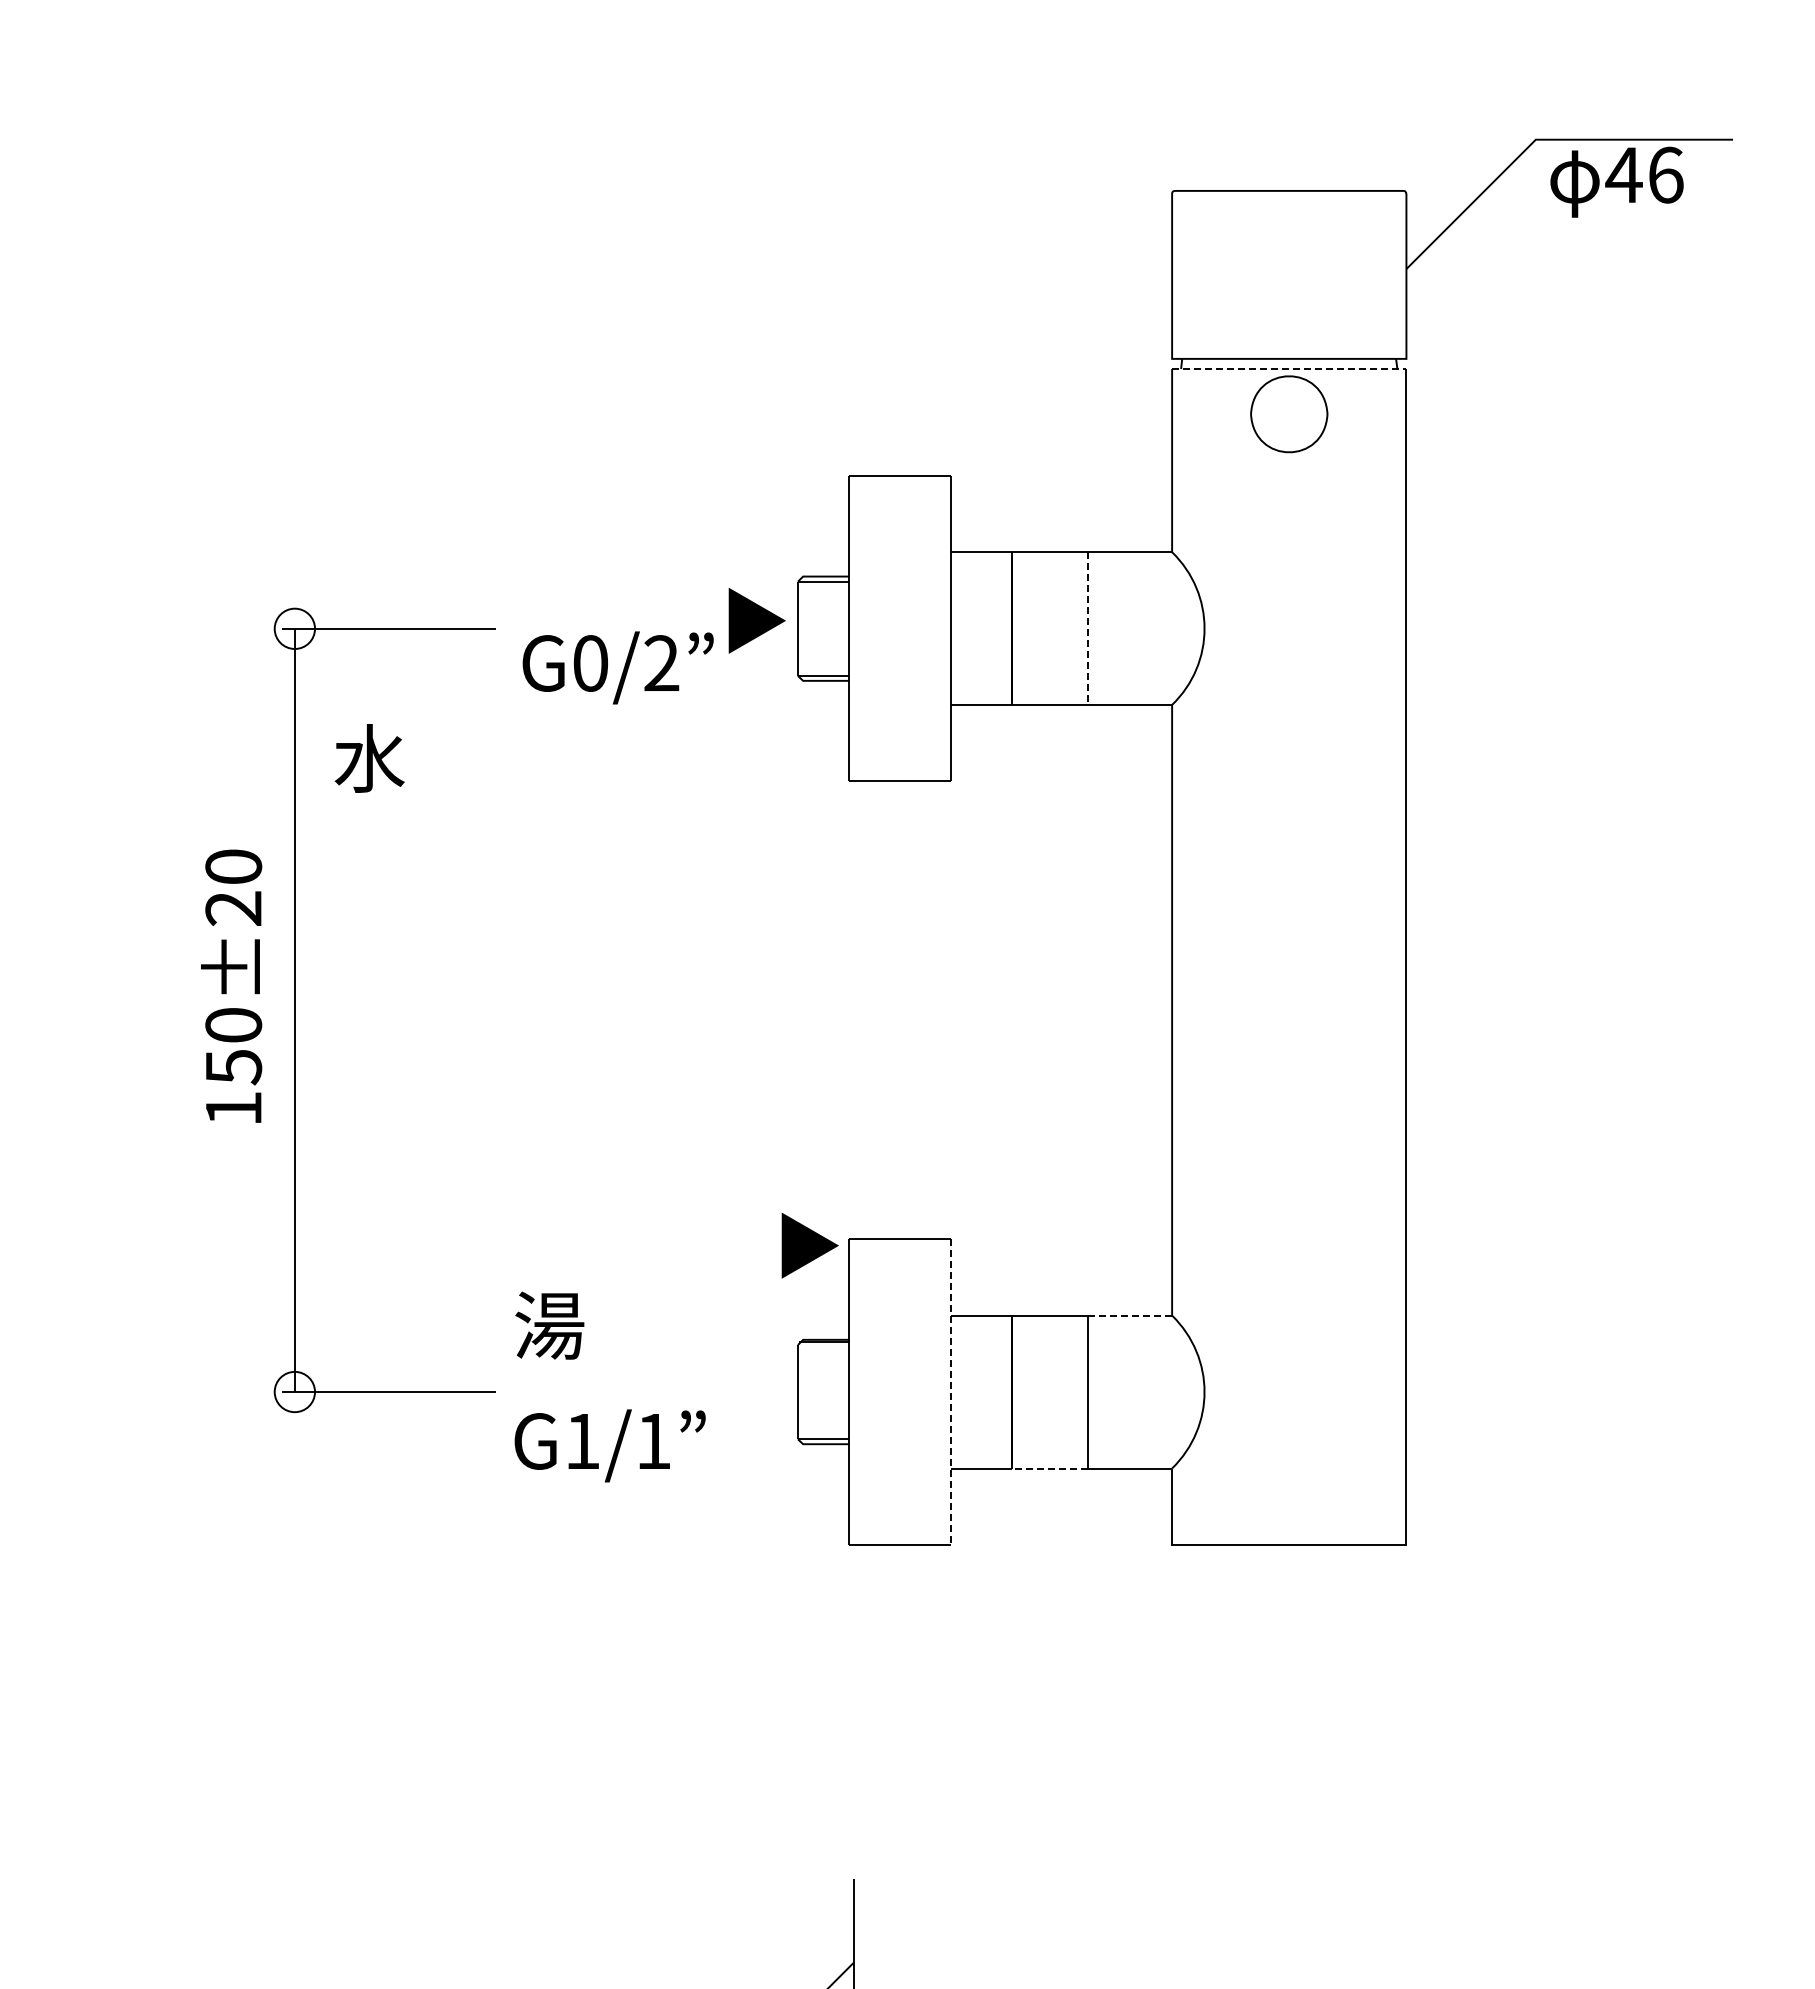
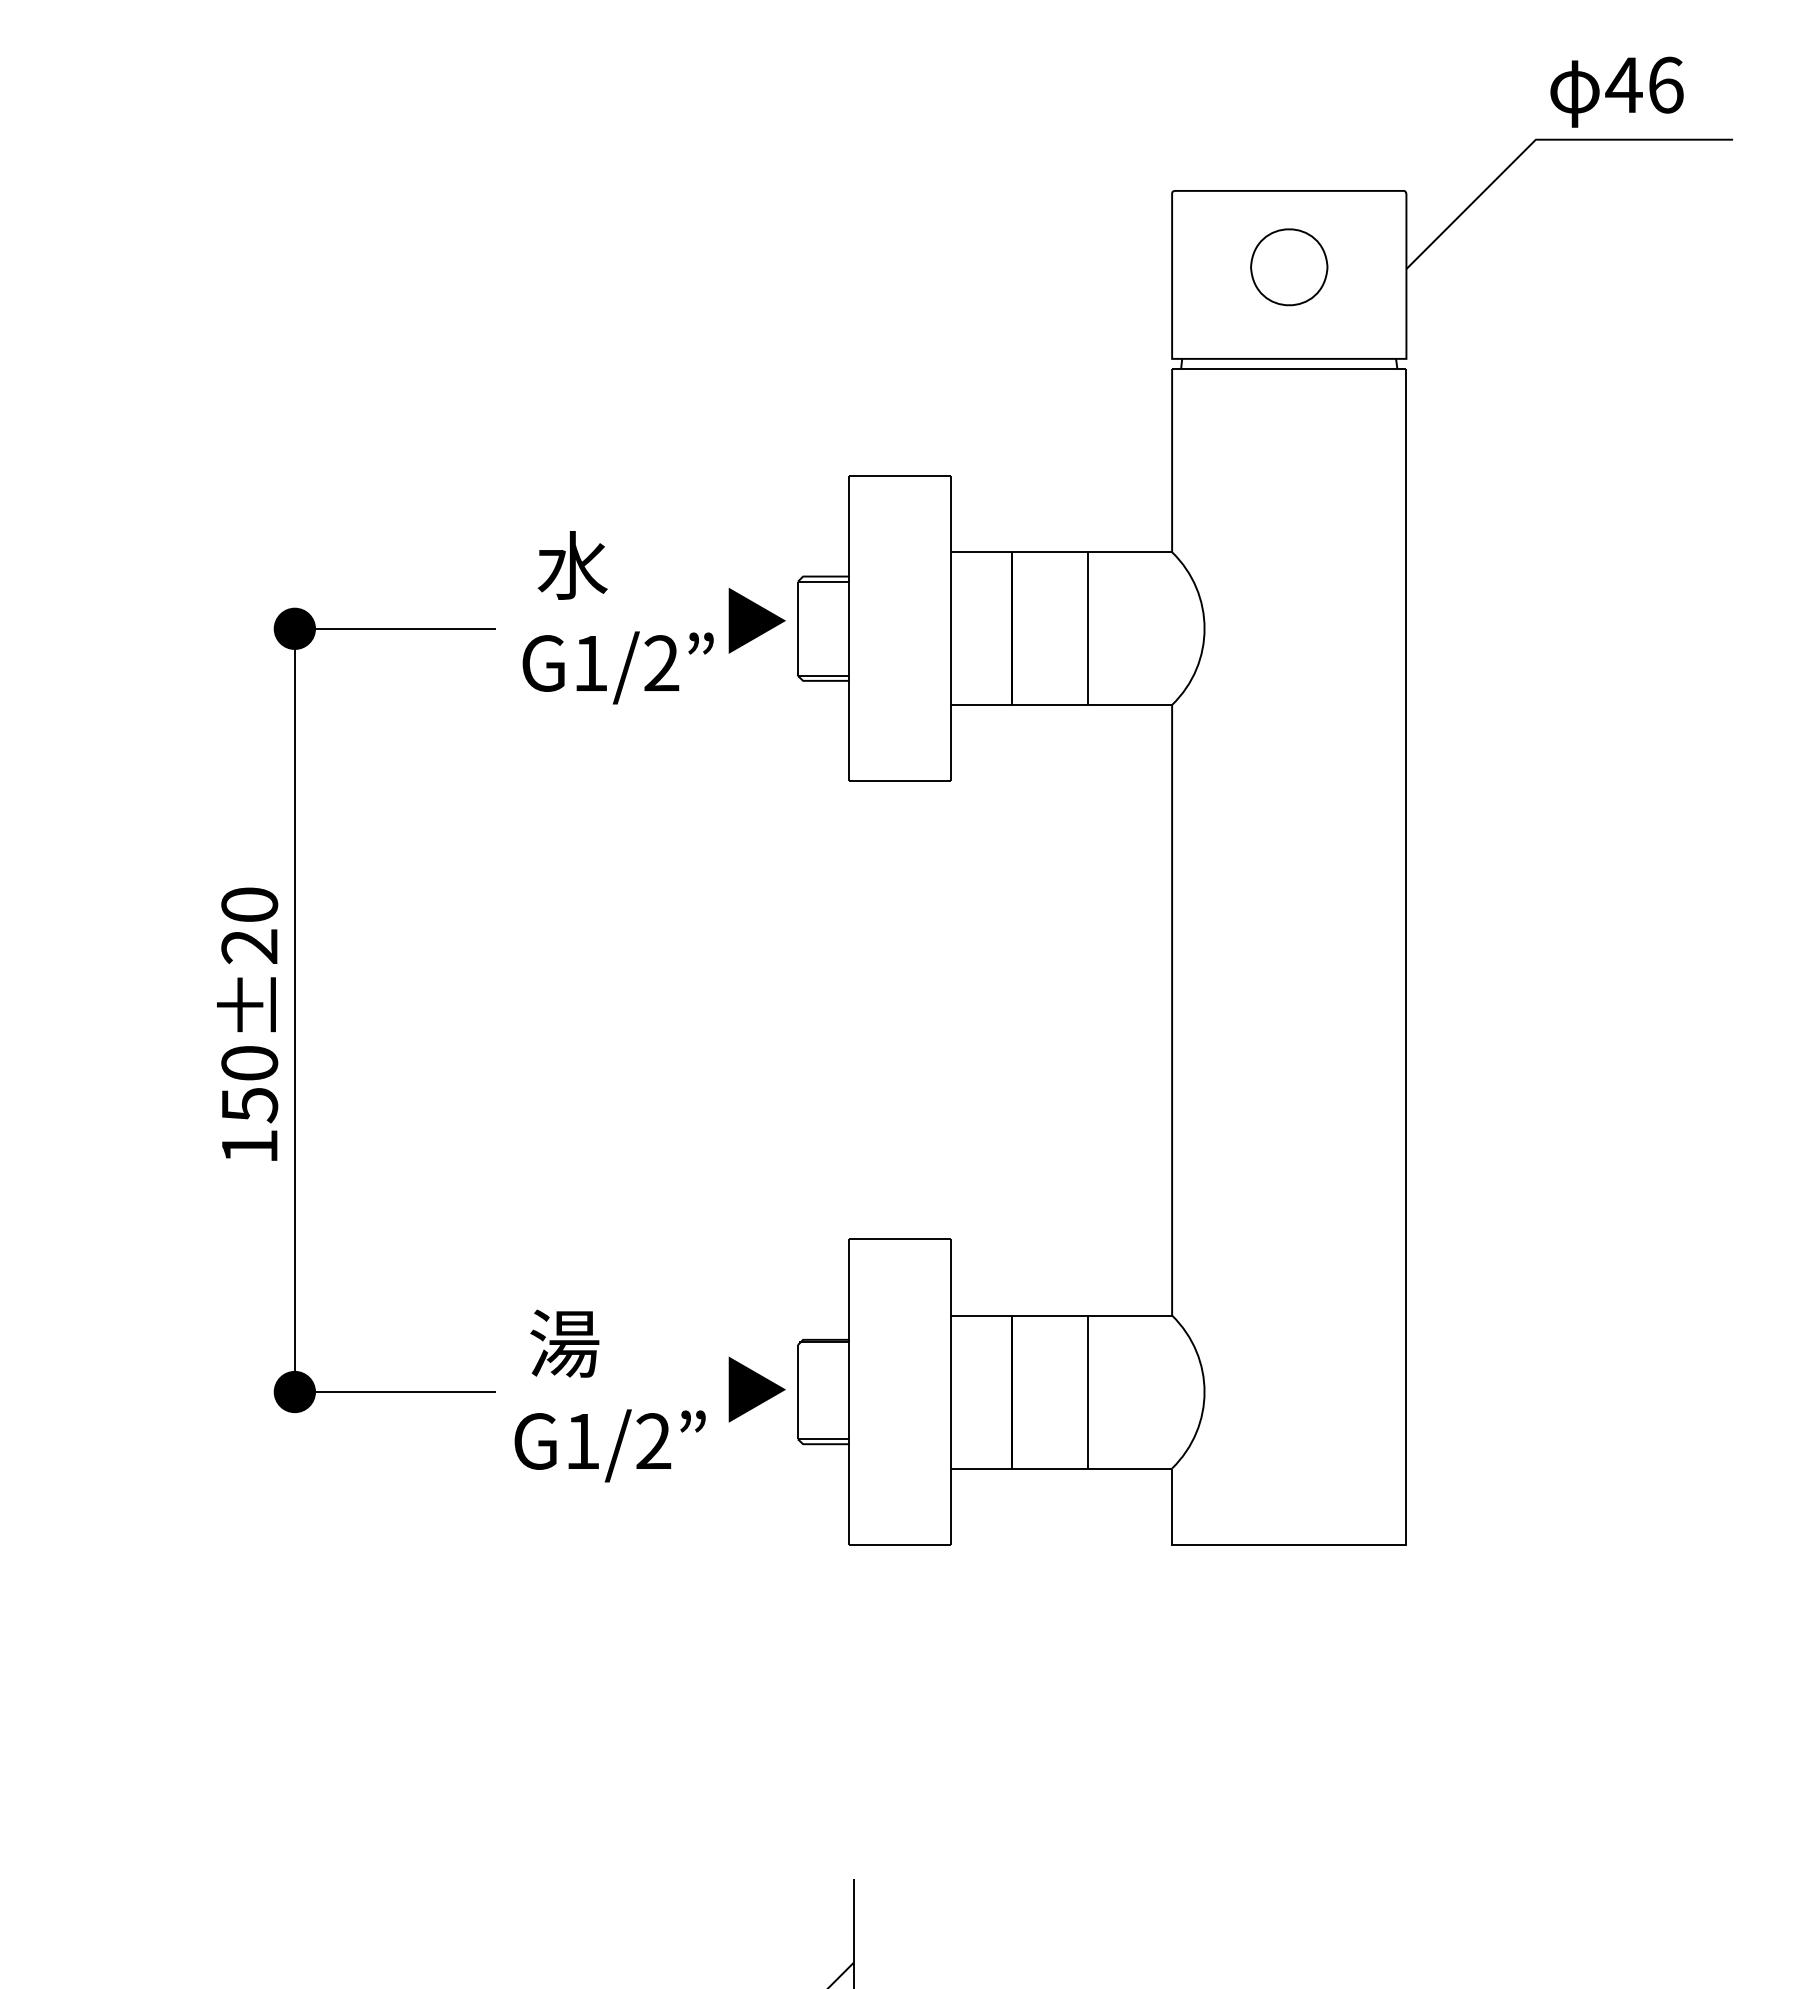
text position: (1616, 181) -> (1616, 91) (1616, 91)
line: dashed -> solid (1289, 368)
part position: (1289, 414) -> (1289, 267) (1289, 267)
fill: none -> present (294, 628)
line: dashed -> solid (1088, 629)
text: G0/2 -> G1/2 (590, 663)
text position: (369, 758) -> (572, 565) (572, 565)
text position: (231, 985) -> (247, 1023) (247, 1023)
text position: (809, 1245) -> (756, 1389) (756, 1389)
line: dashed -> solid (1130, 1315)
text position: (549, 1325) -> (564, 1343) (564, 1343)
fill: none -> present (294, 1391)
line: dashed -> solid (950, 1392)
text: G1/1 -> G1/2 (653, 1440)
line: dashed -> solid (1049, 1468)
